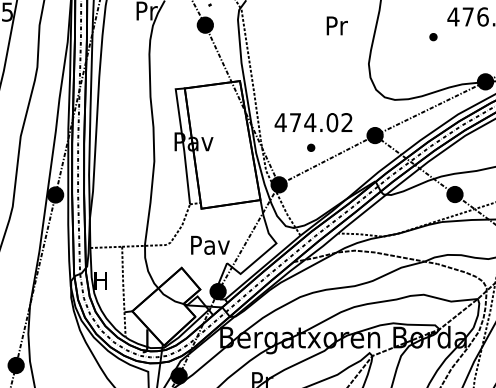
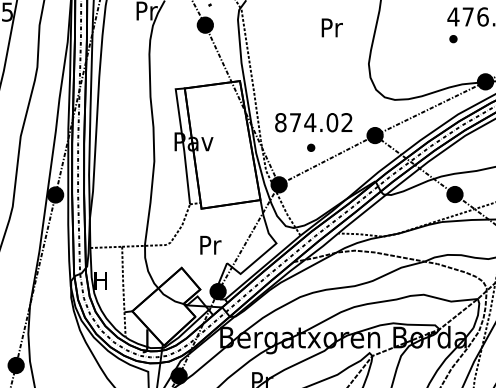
text position: (336, 25) -> (331, 27) (331, 27)
part position: (433, 37) -> (453, 39) (453, 39)
text: 474.02 -> 874.02 (280, 122)
text: Pav -> Pr (210, 244)
